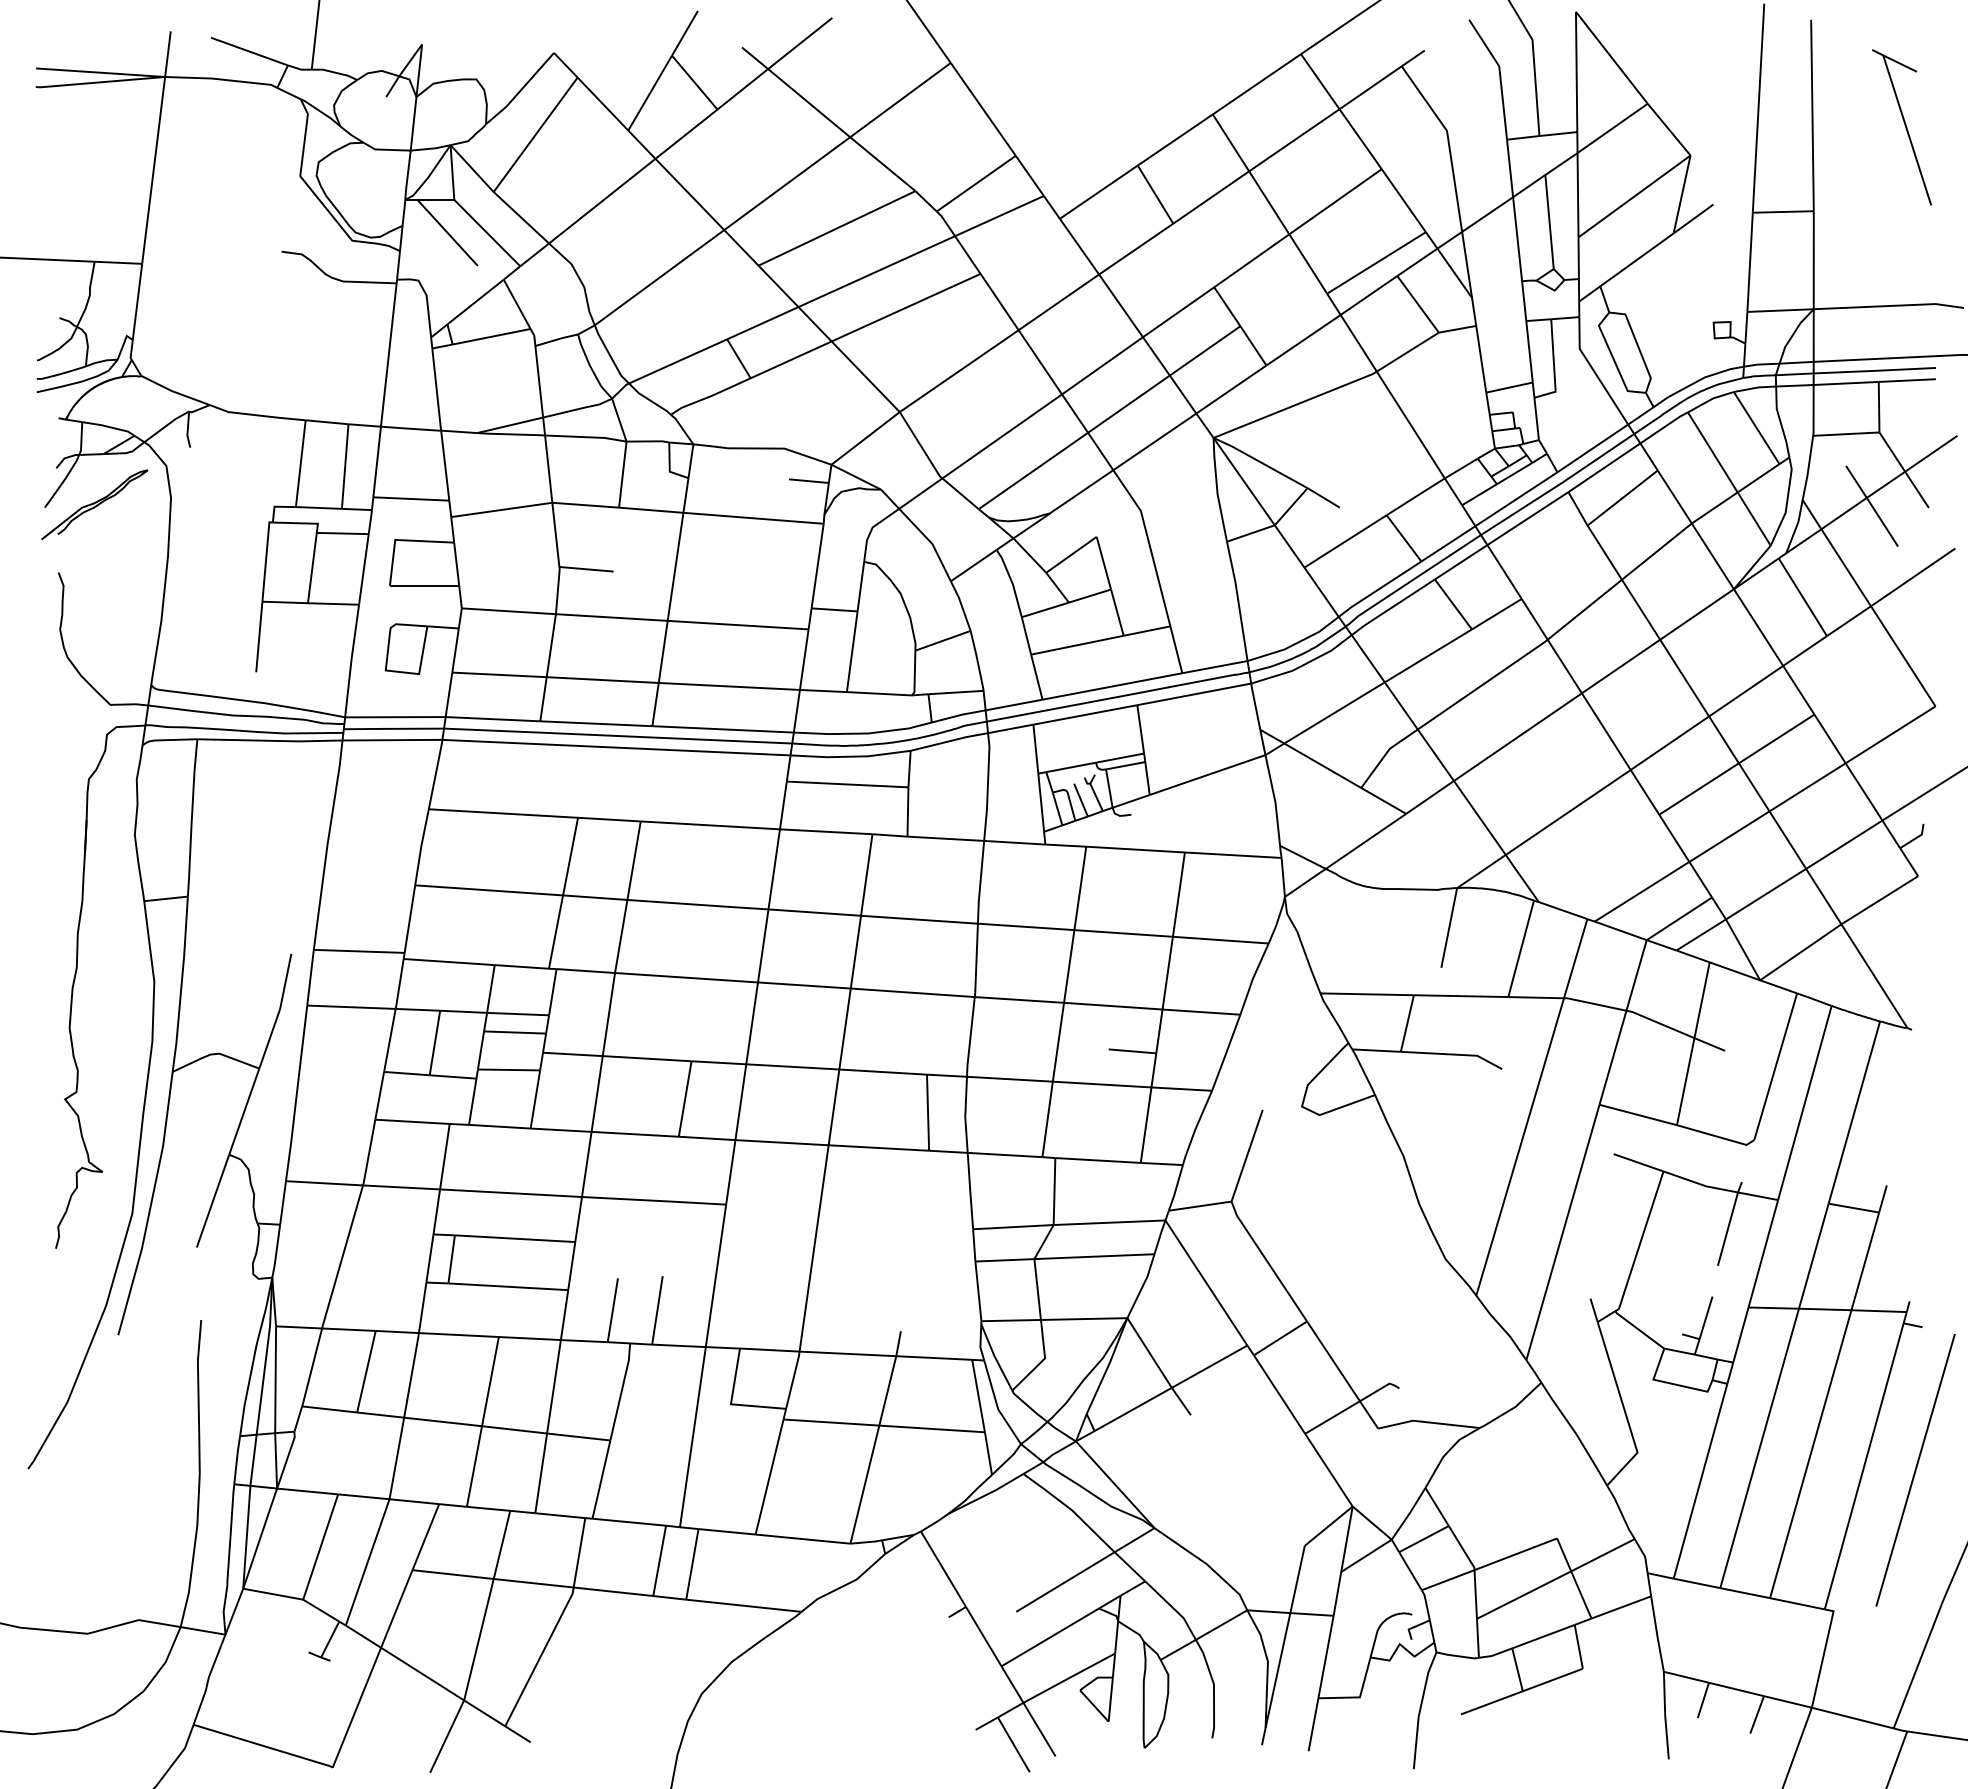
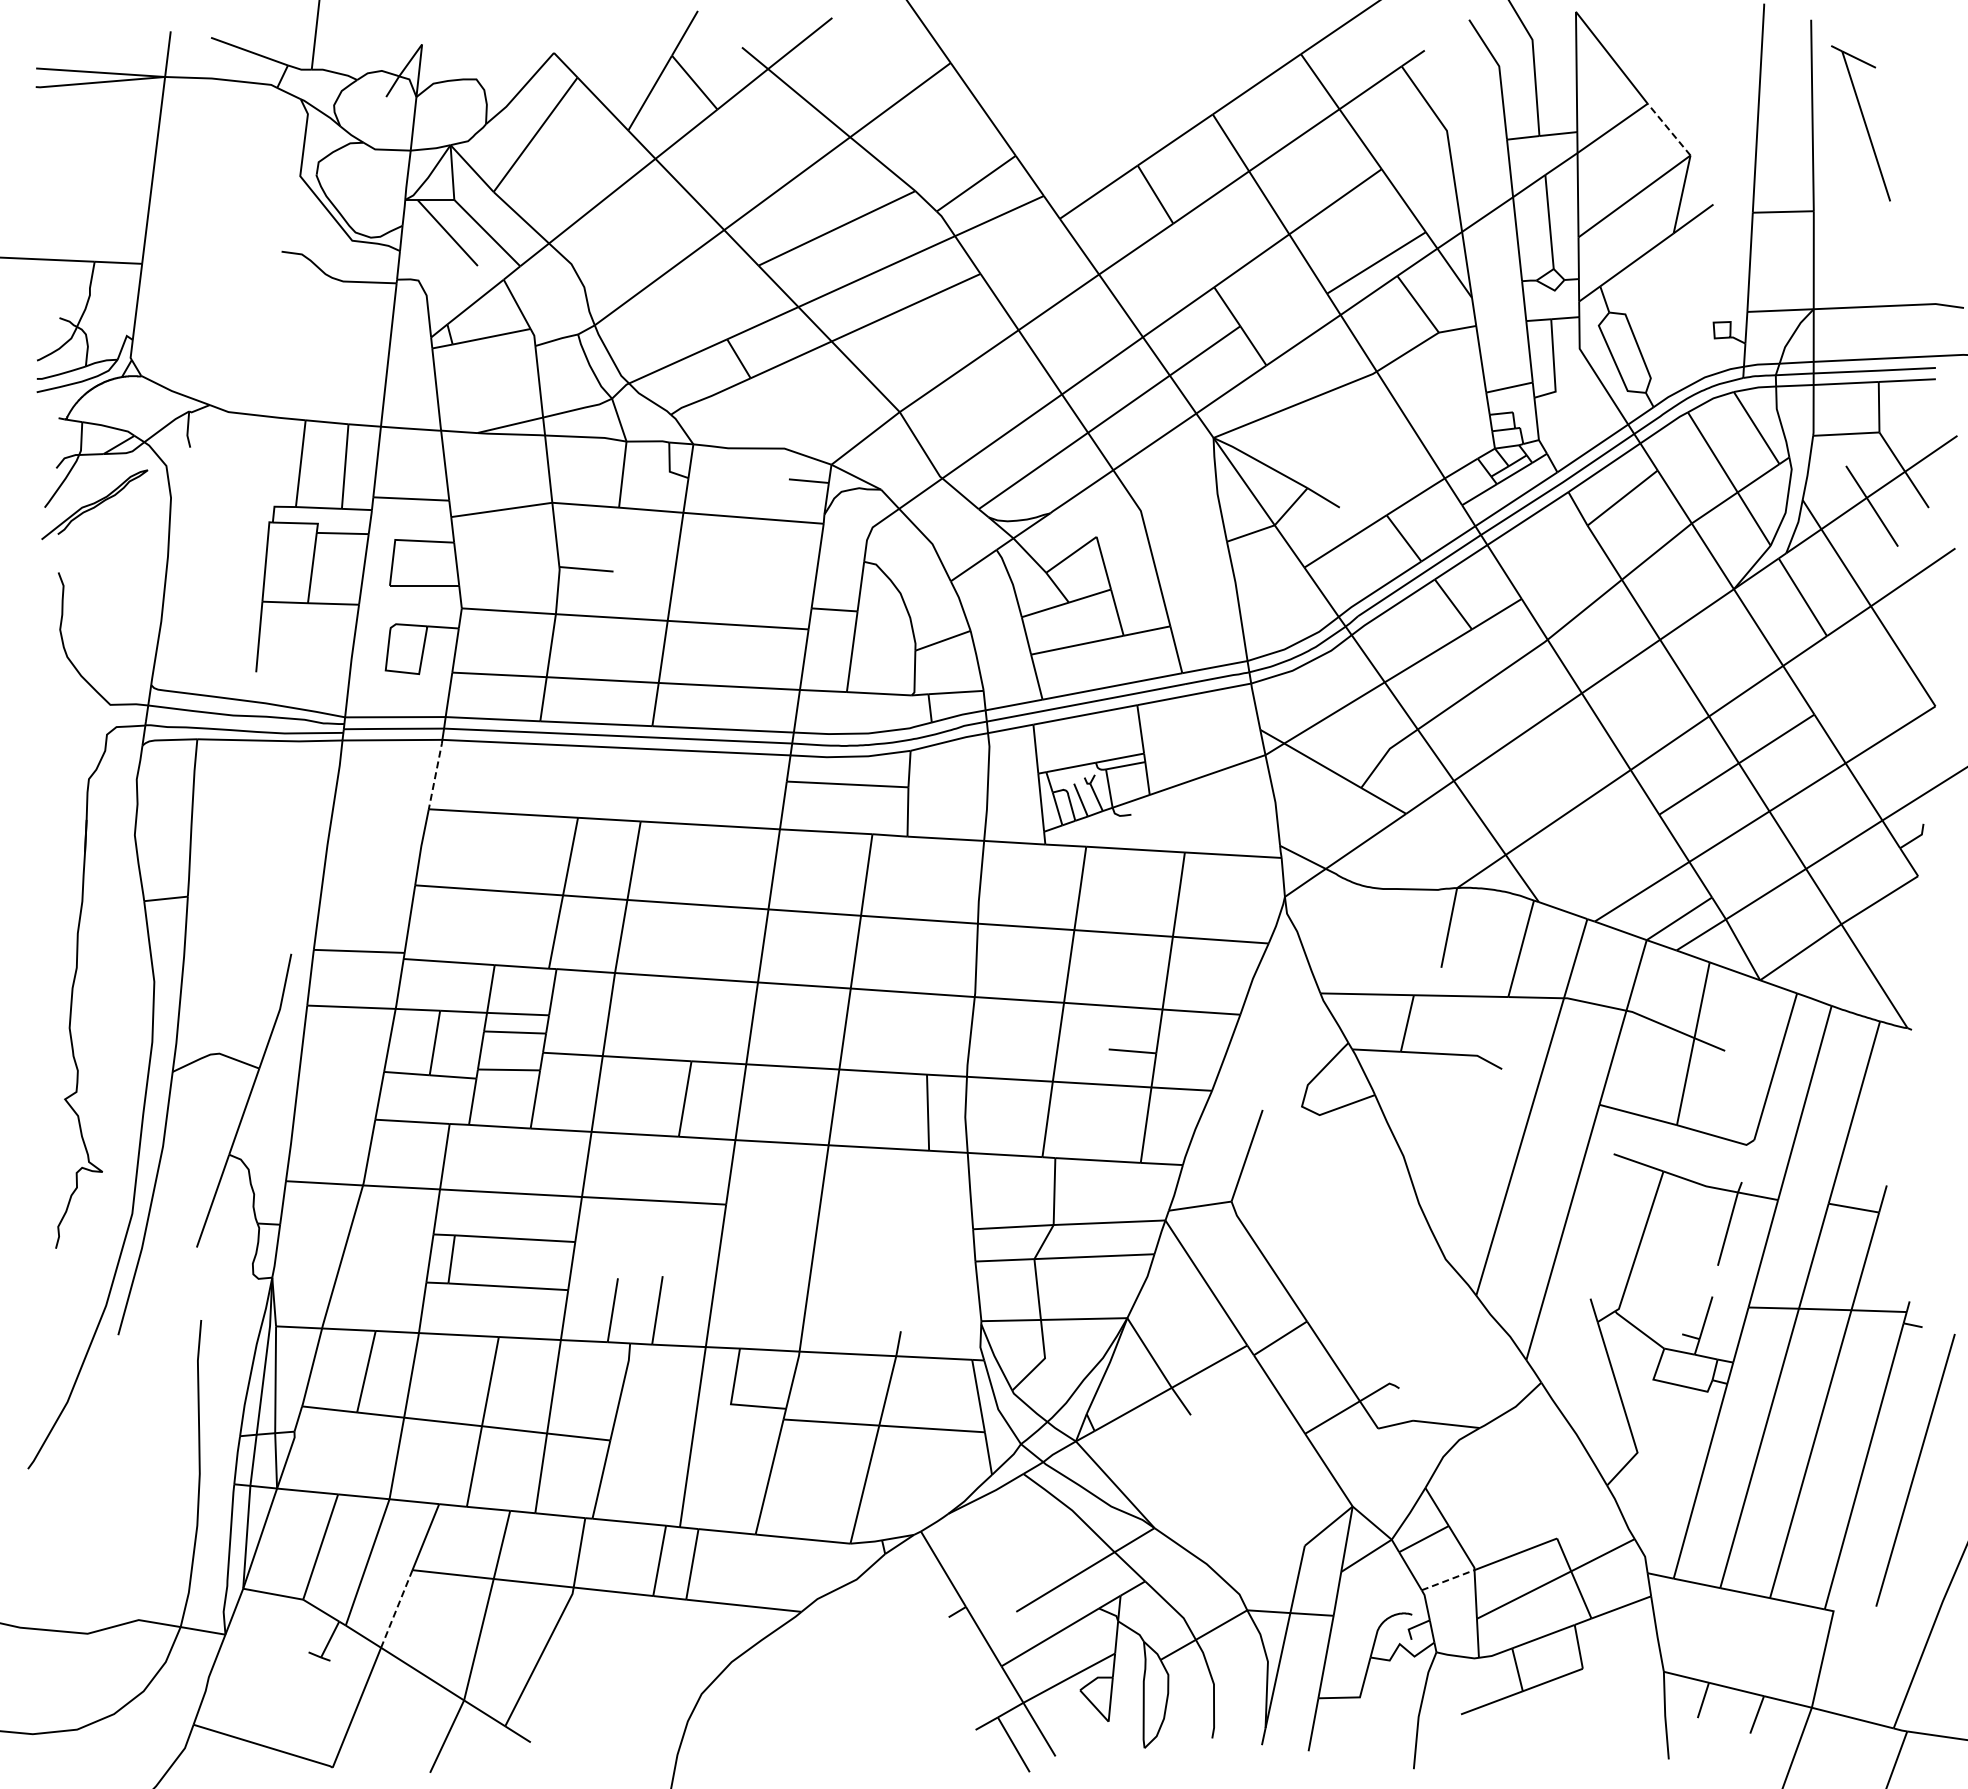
part position: (1901, 127) -> (1860, 123) (1860, 123)
line: solid -> dashed (1669, 129)
line: solid -> dashed (435, 774)
line: solid -> dashed (1448, 1580)
line: solid -> dashed (396, 1608)
